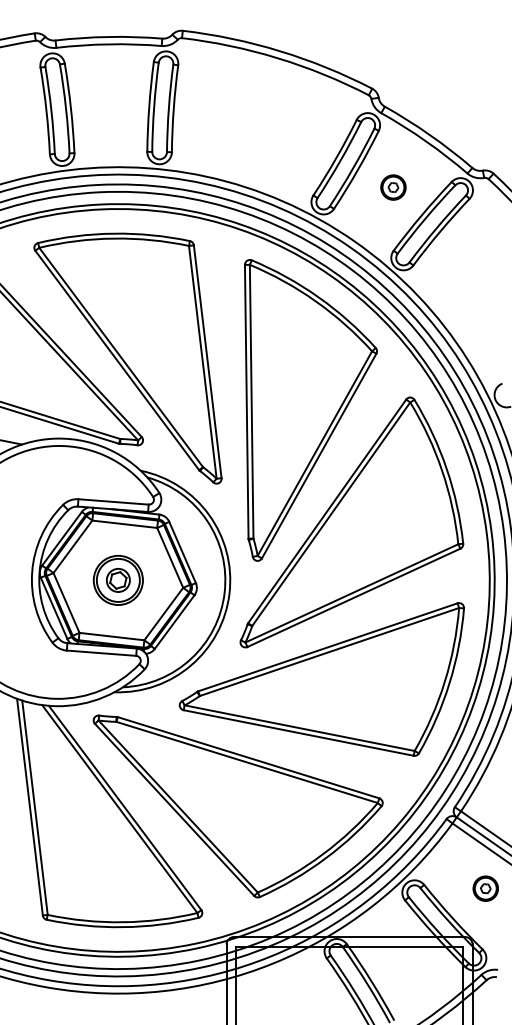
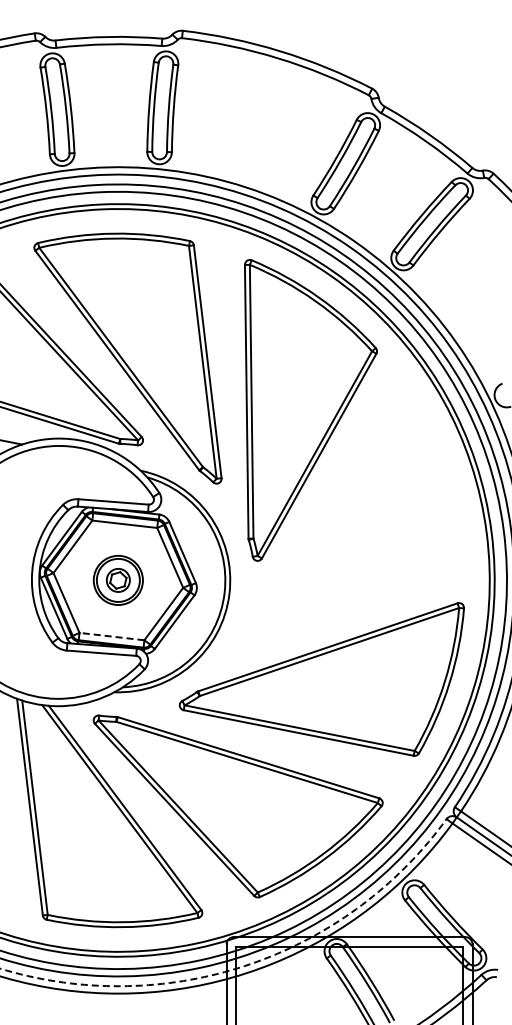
part: present -> none (393, 187)
part: present -> none (351, 522)
line: solid -> dashed (111, 636)
part: present -> none (485, 888)
arc: solid -> dashed (246, 965)
